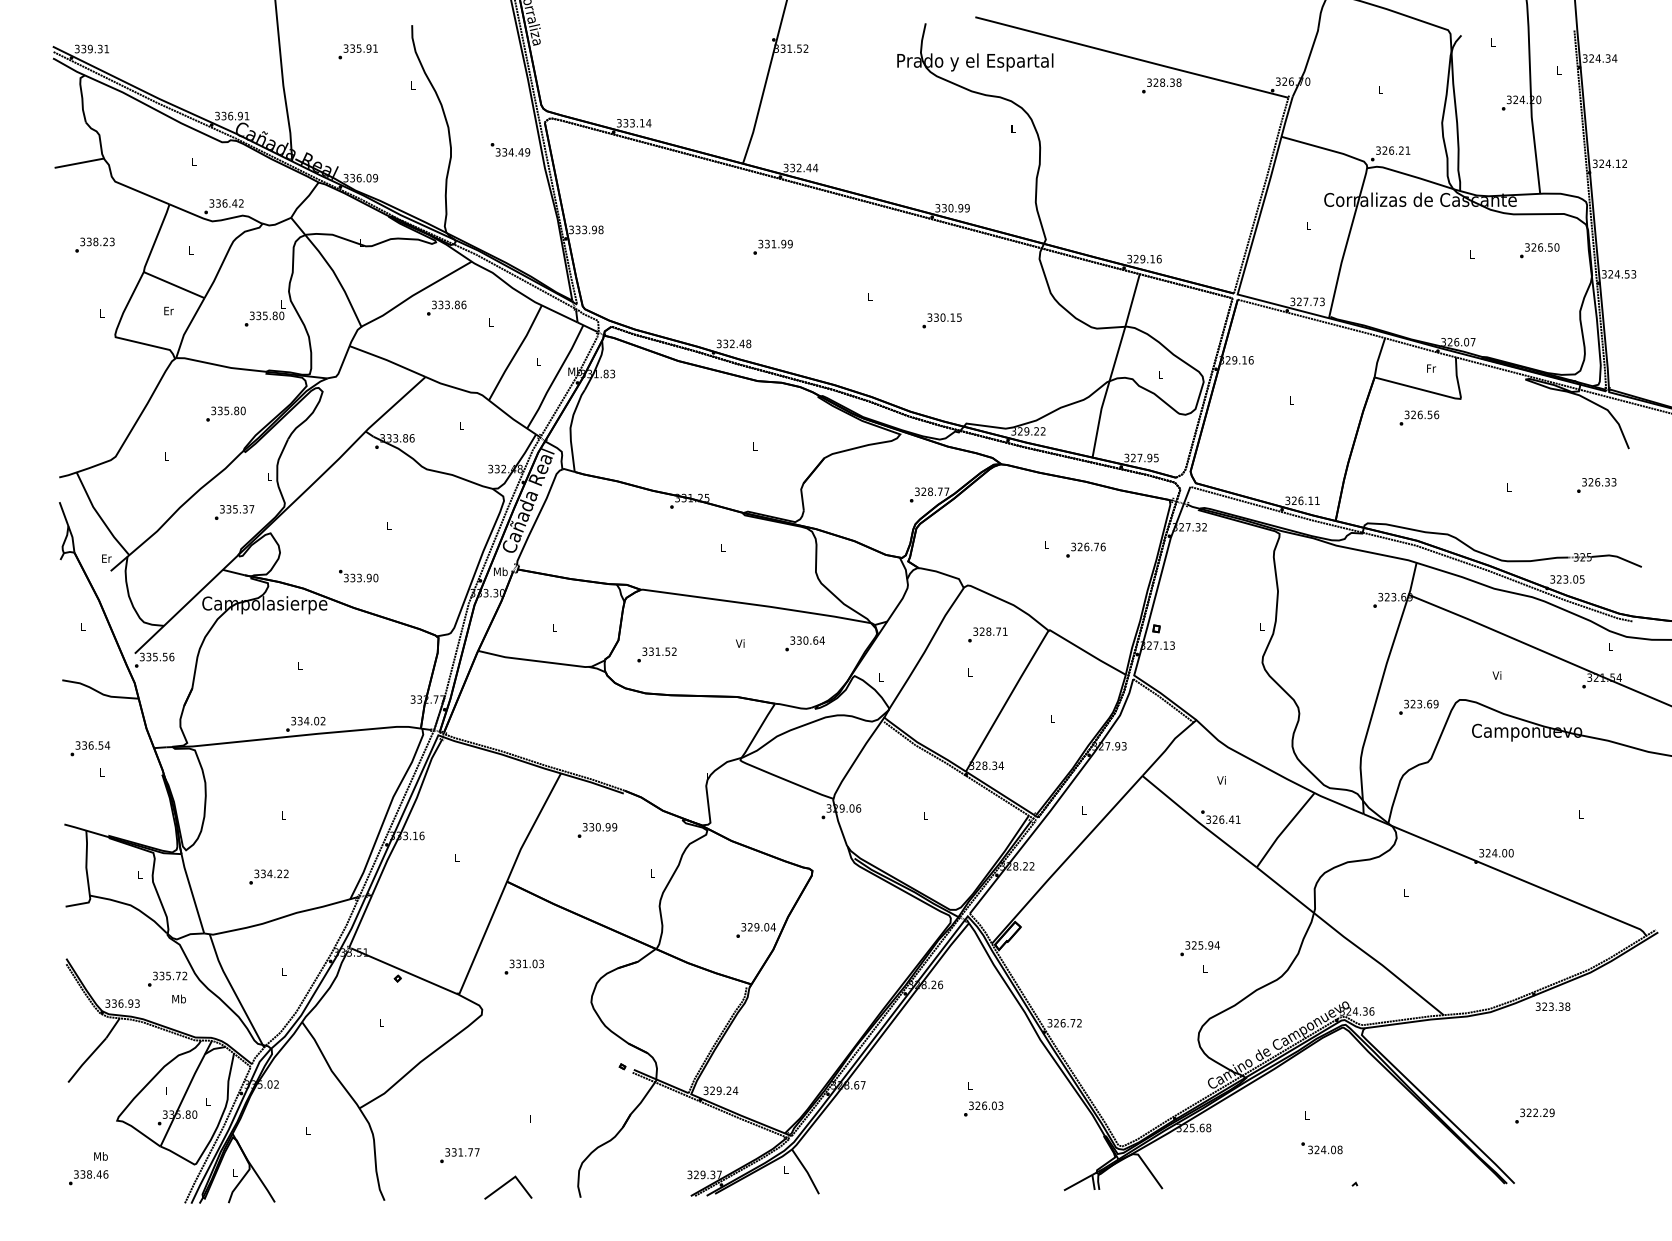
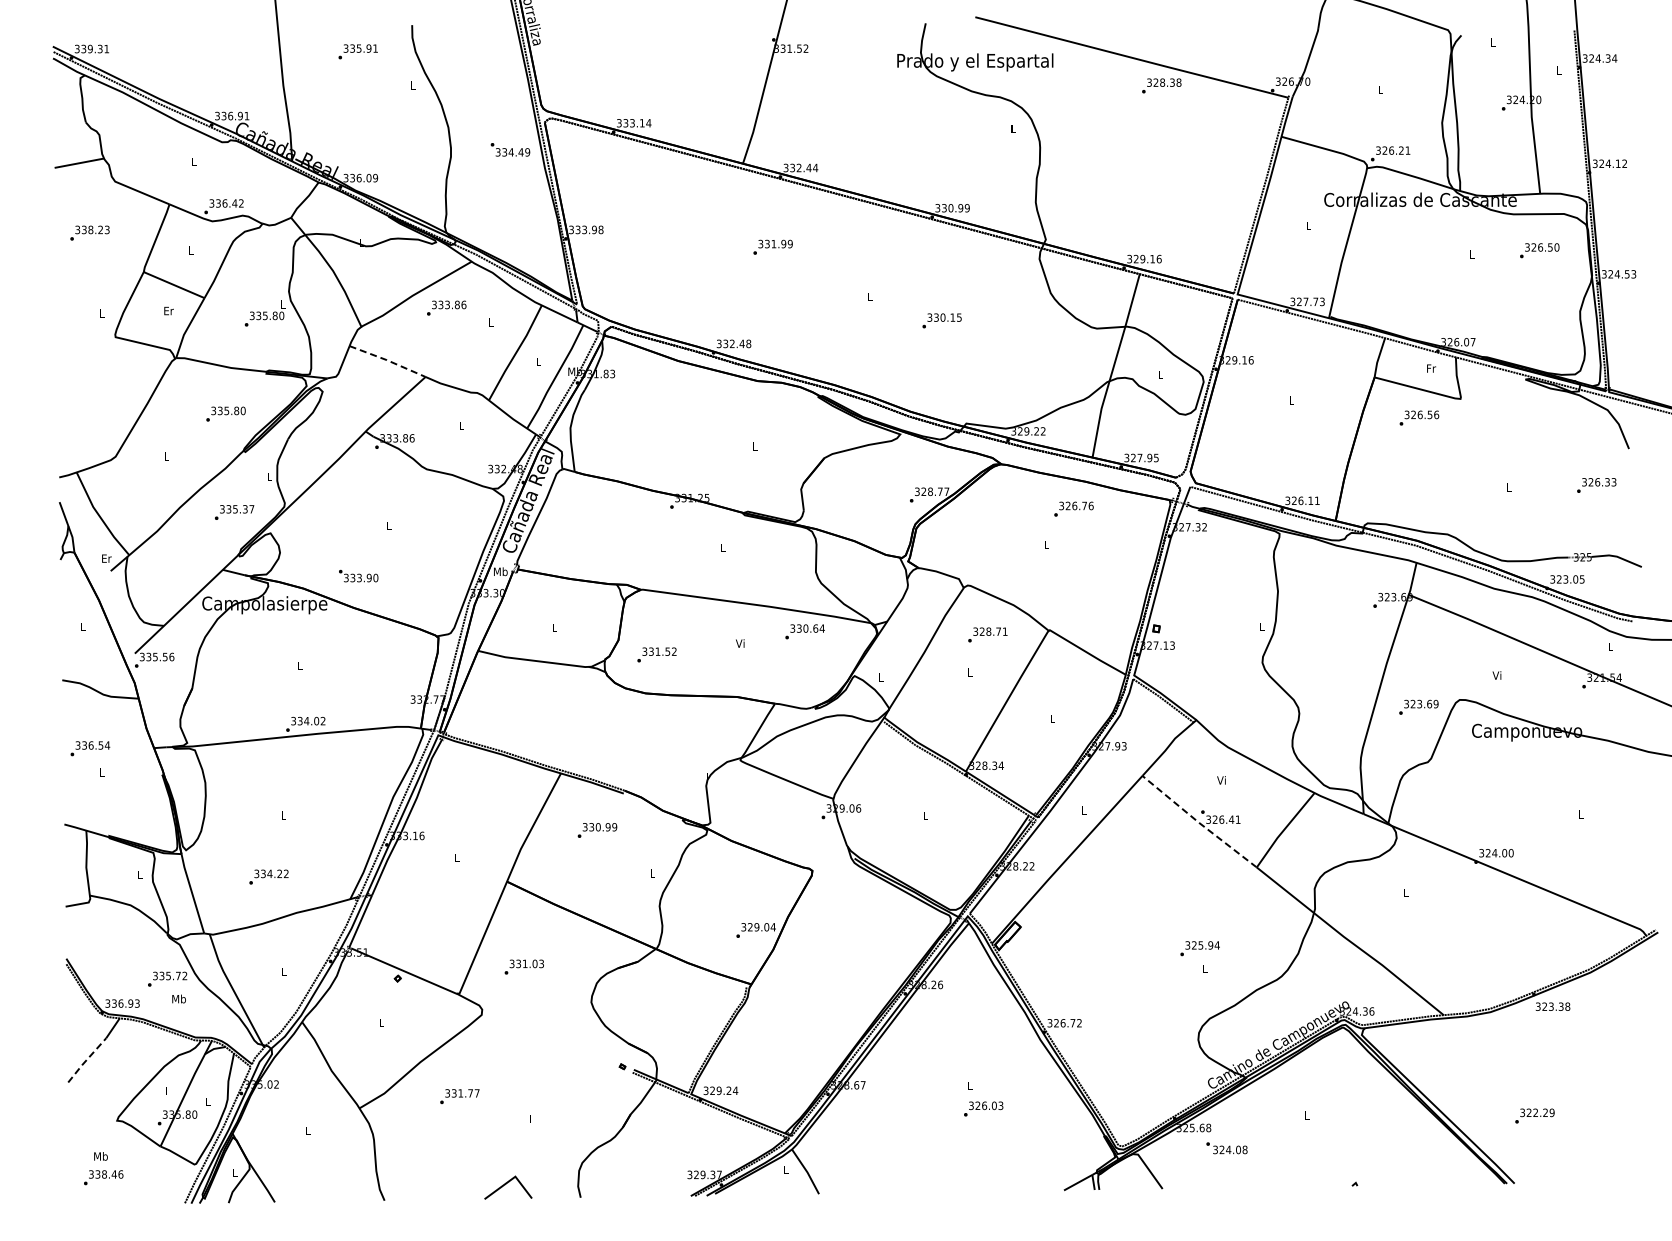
text position: (94, 244) -> (89, 232) (89, 232)
line: solid -> dashed (387, 360)
text position: (1085, 549) -> (1073, 508) (1073, 508)
text position: (804, 643) -> (804, 631) (804, 631)
line: solid -> dashed (1199, 822)
line: solid -> dashed (86, 1060)
text position: (1321, 1148) -> (1226, 1148) (1226, 1148)
text position: (459, 1155) -> (459, 1096) (459, 1096)
text position: (88, 1177) -> (103, 1177) (103, 1177)
